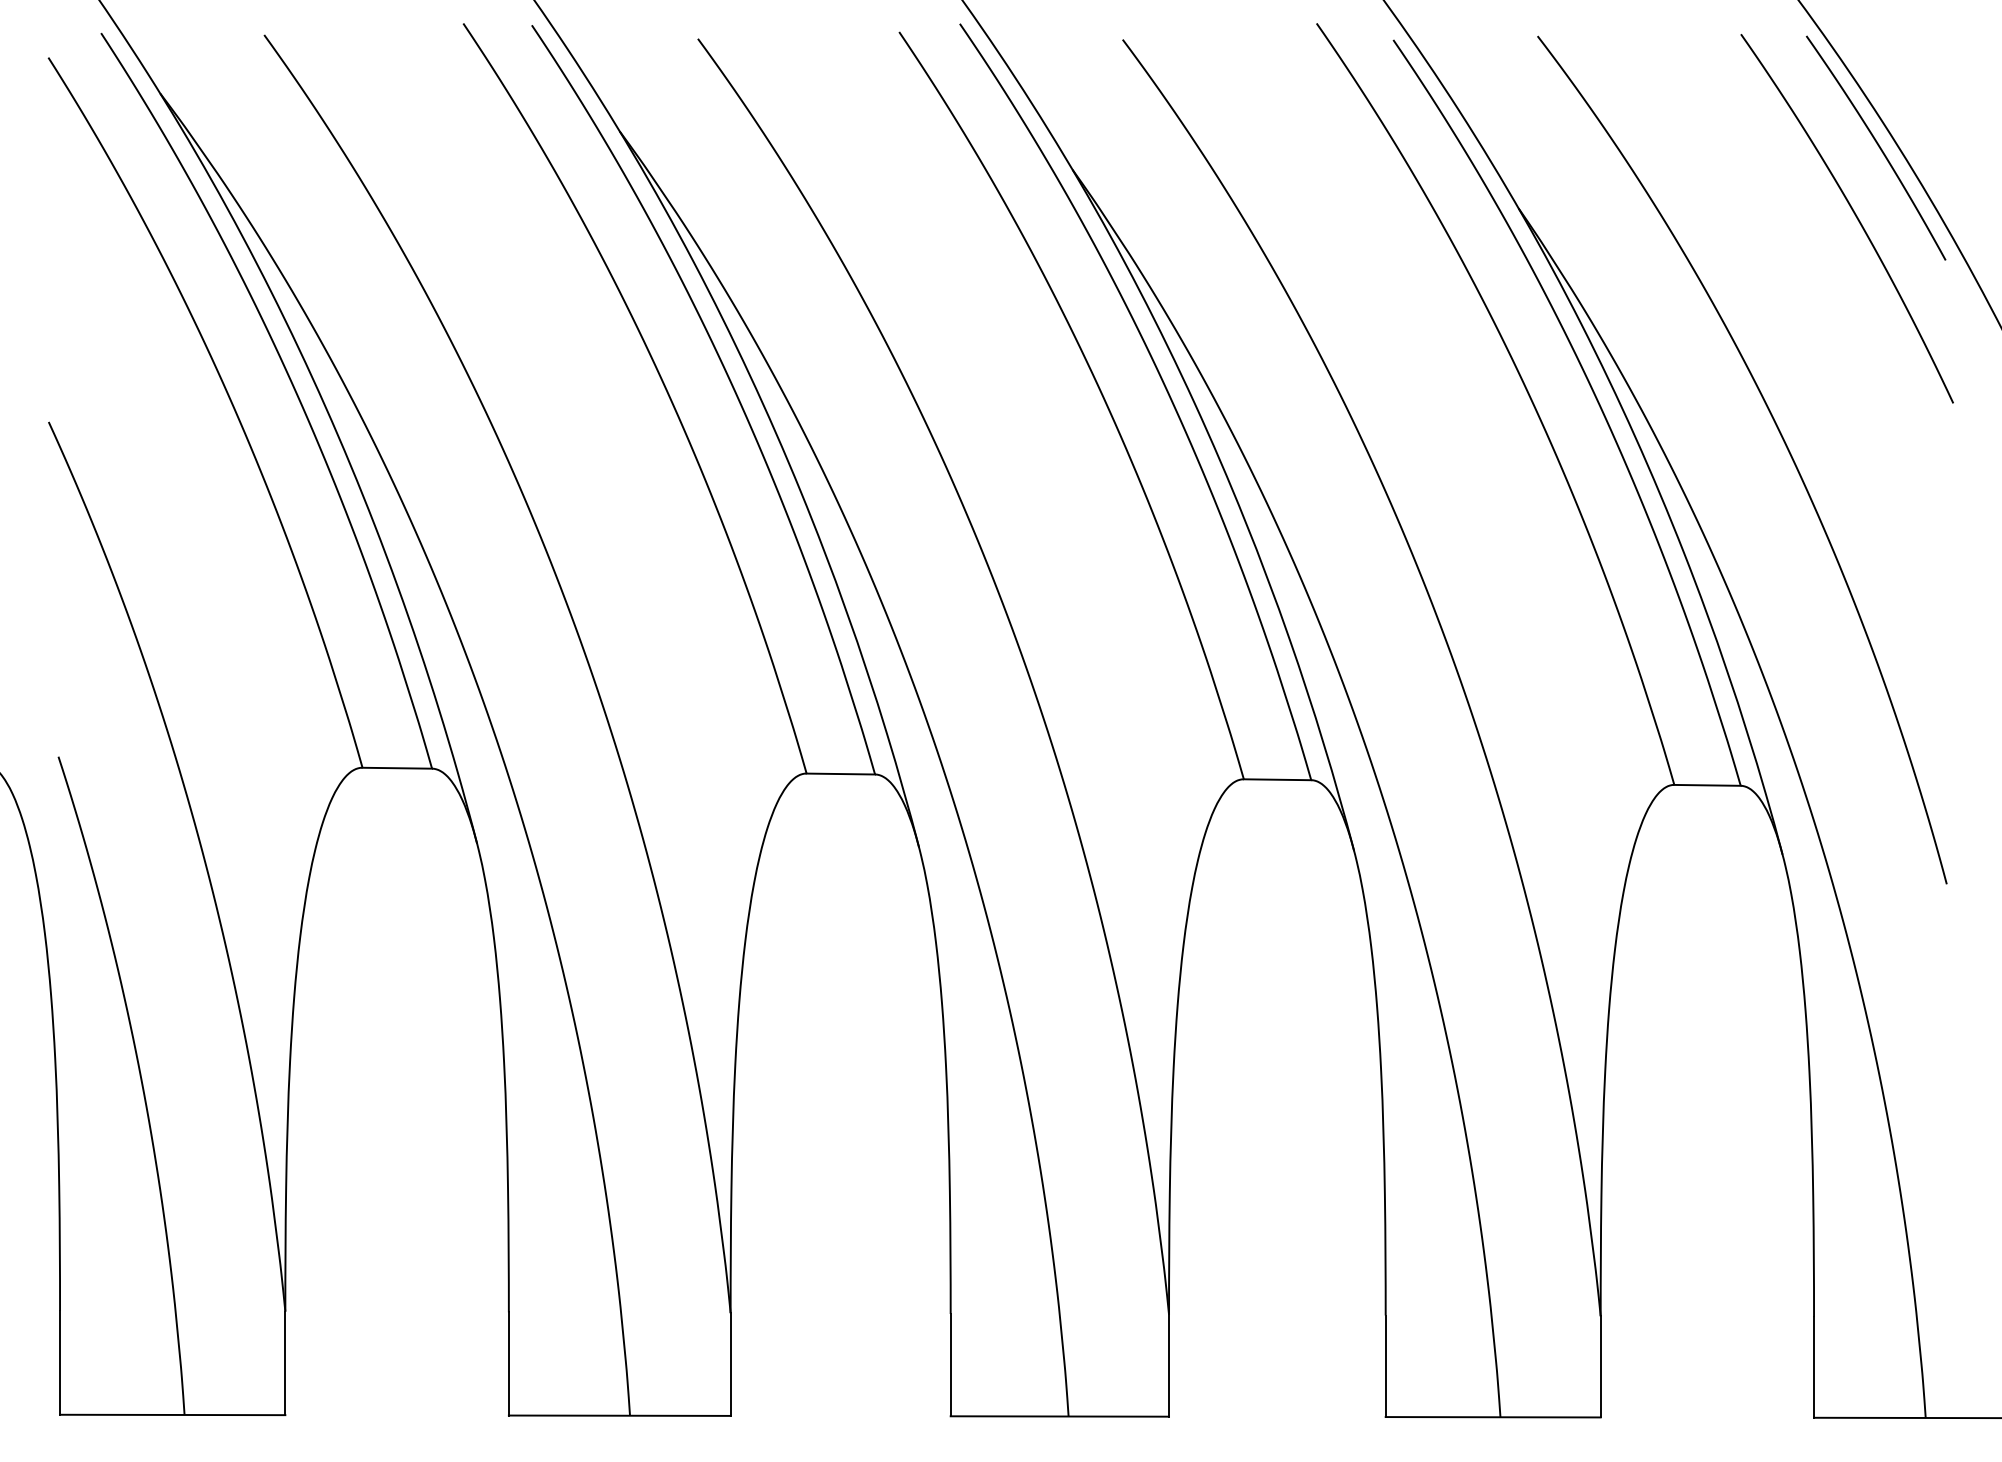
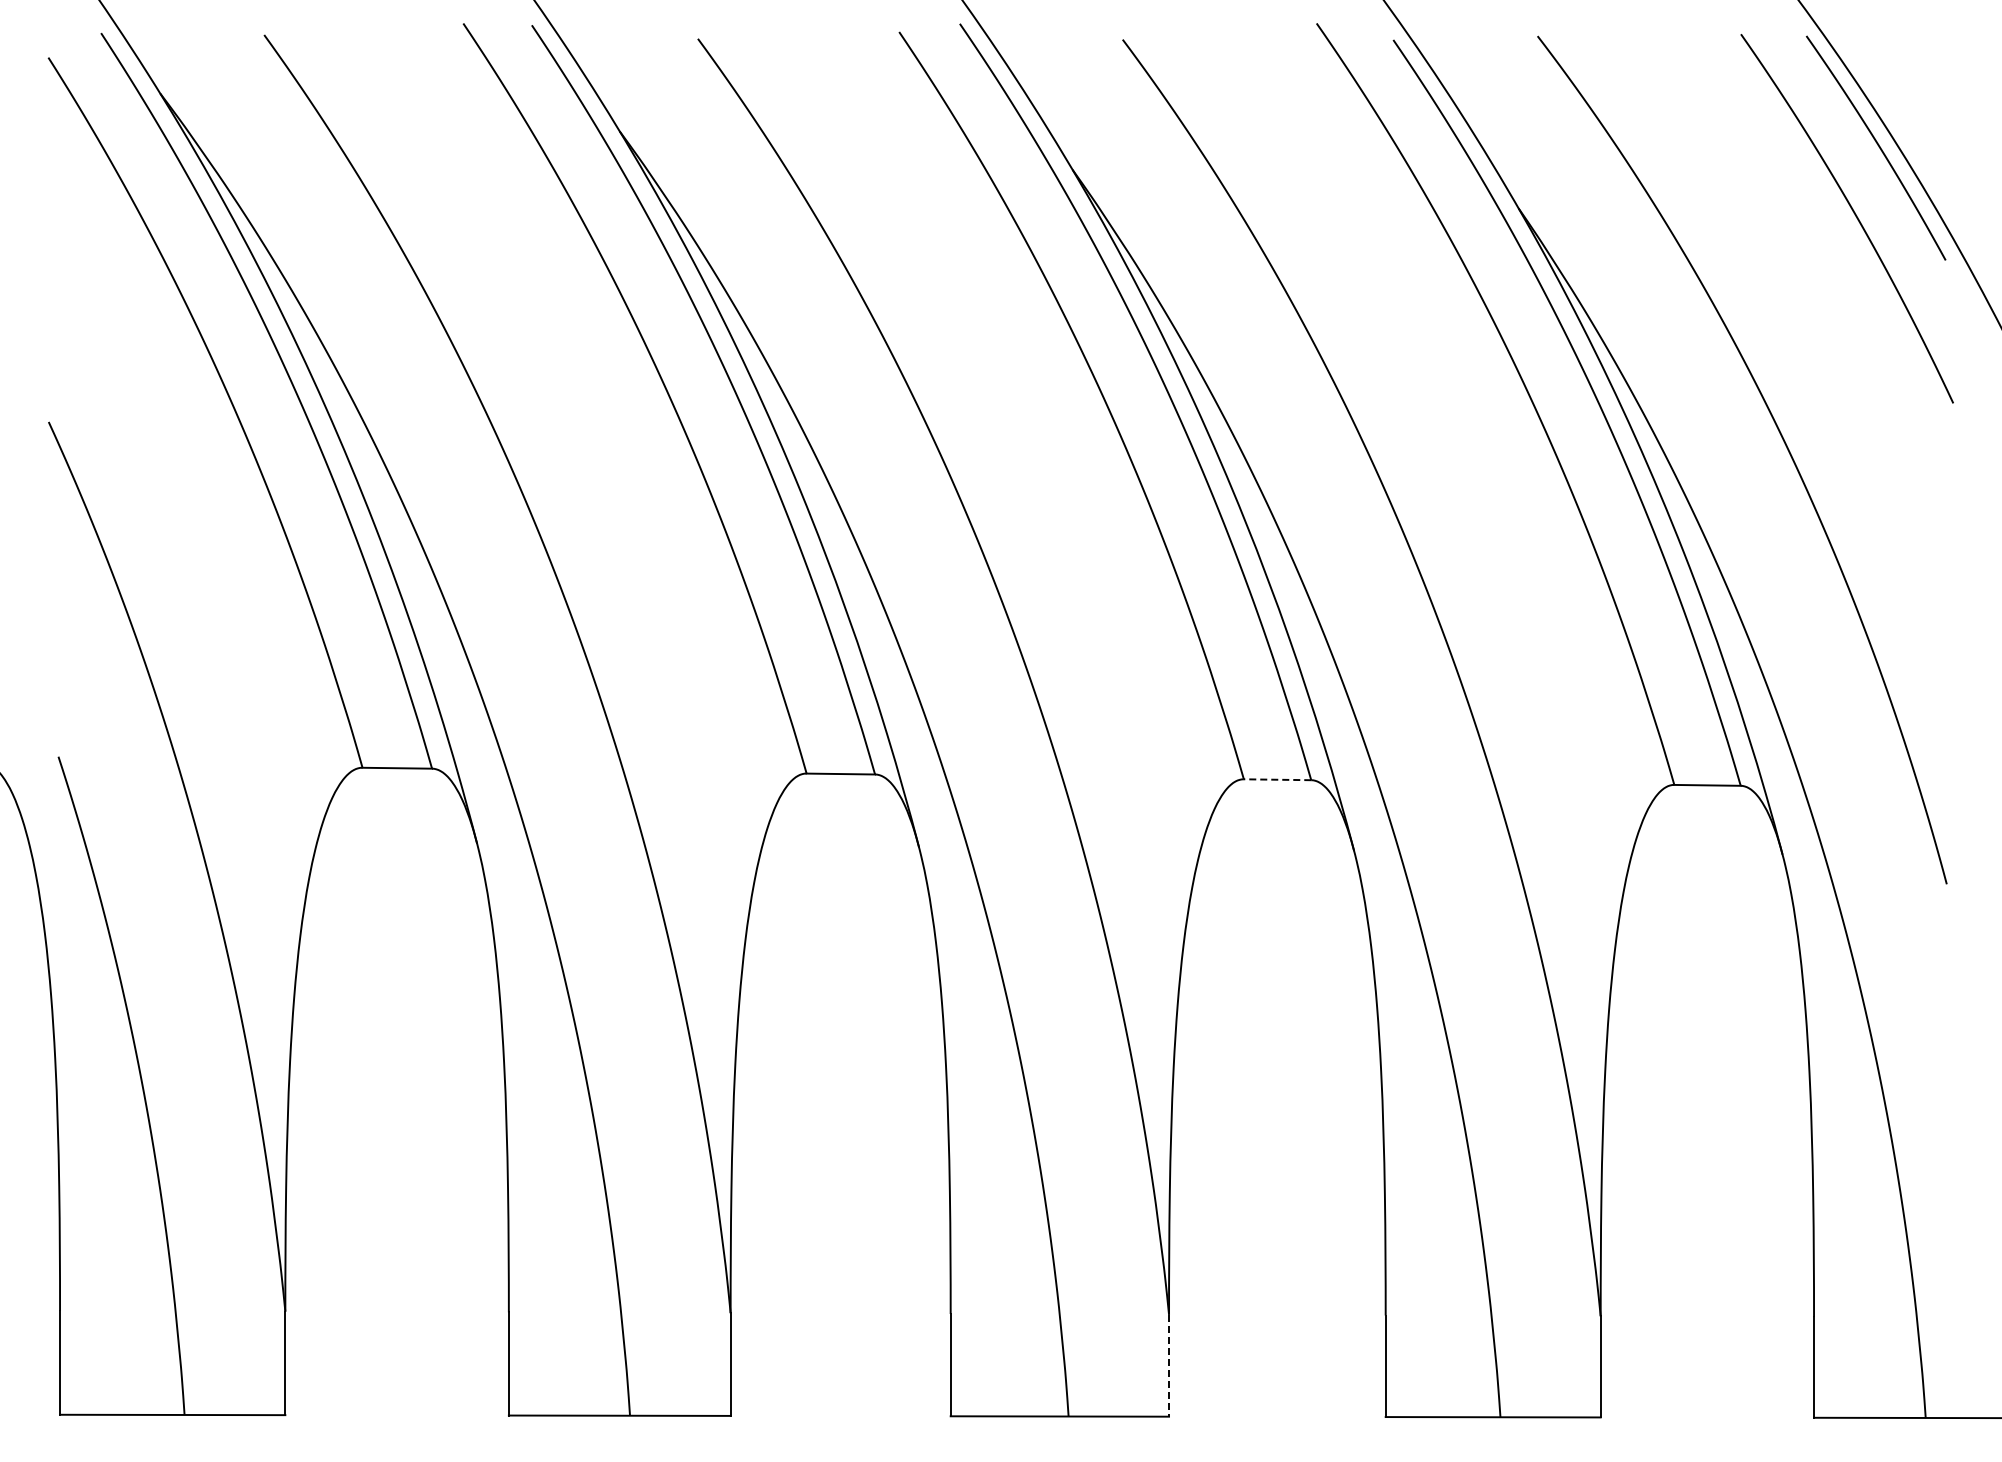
line: solid -> dashed (1277, 779)
line: solid -> dashed (1169, 1365)
